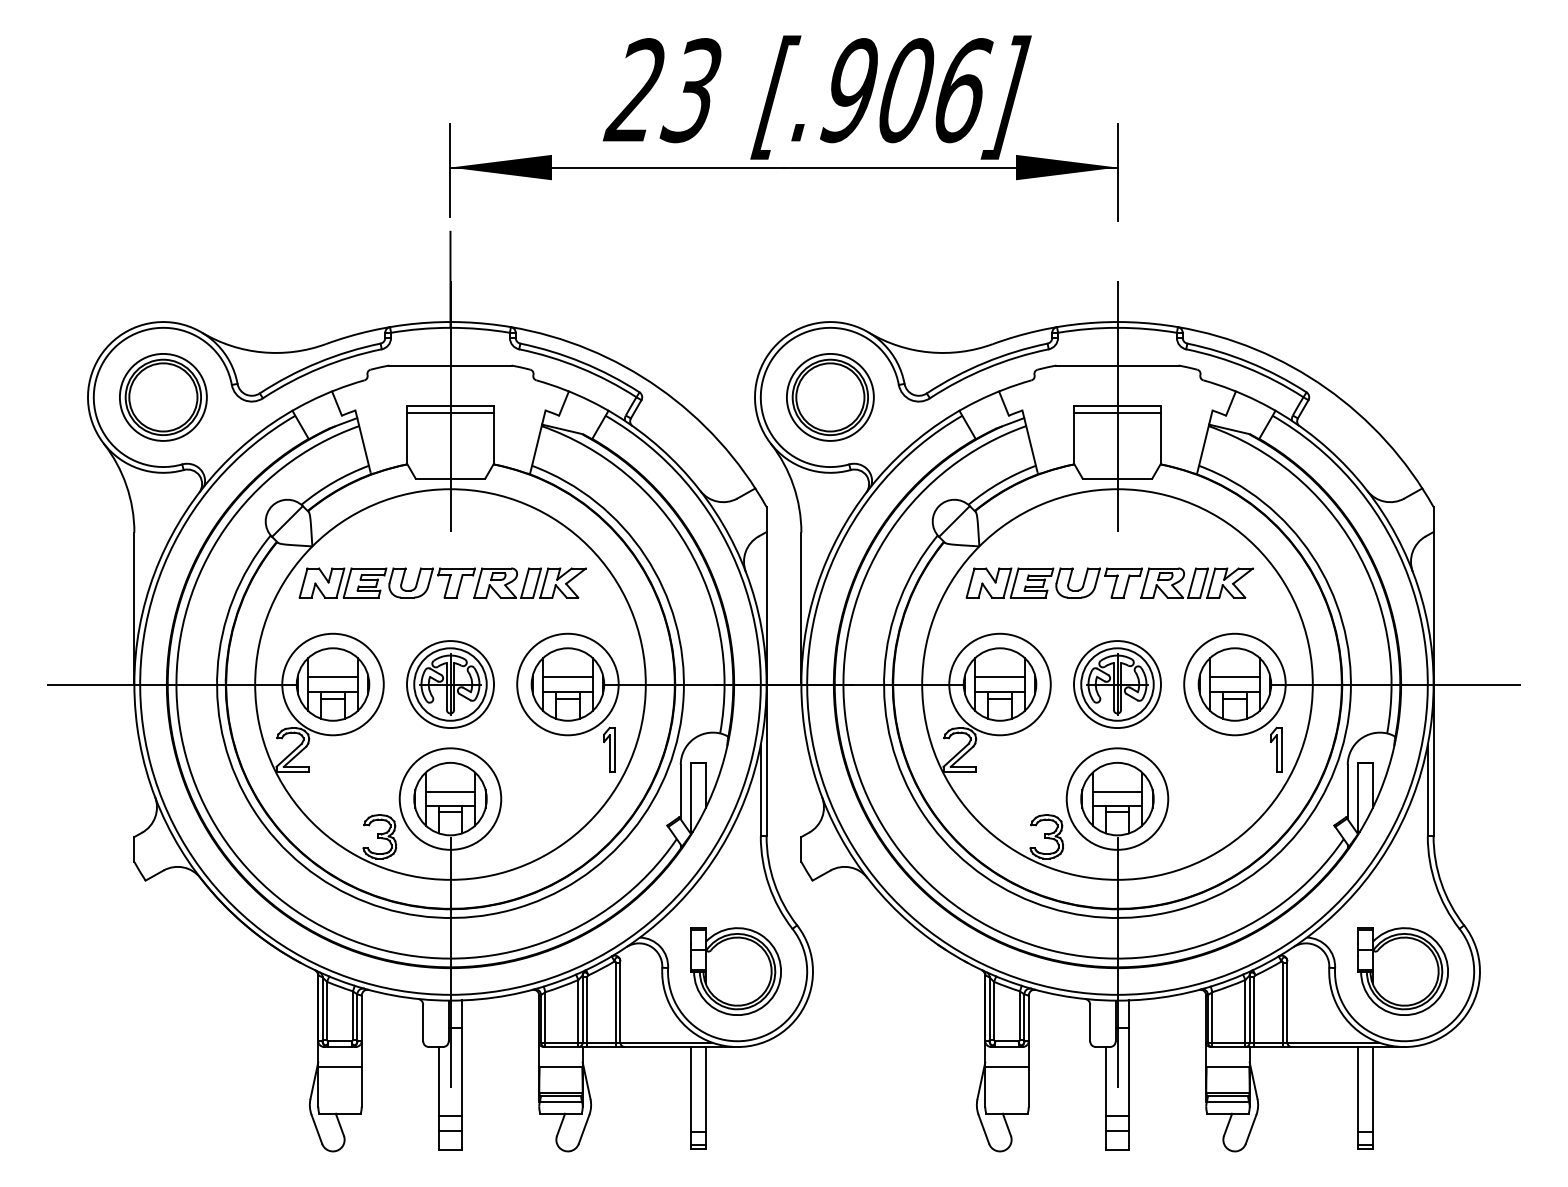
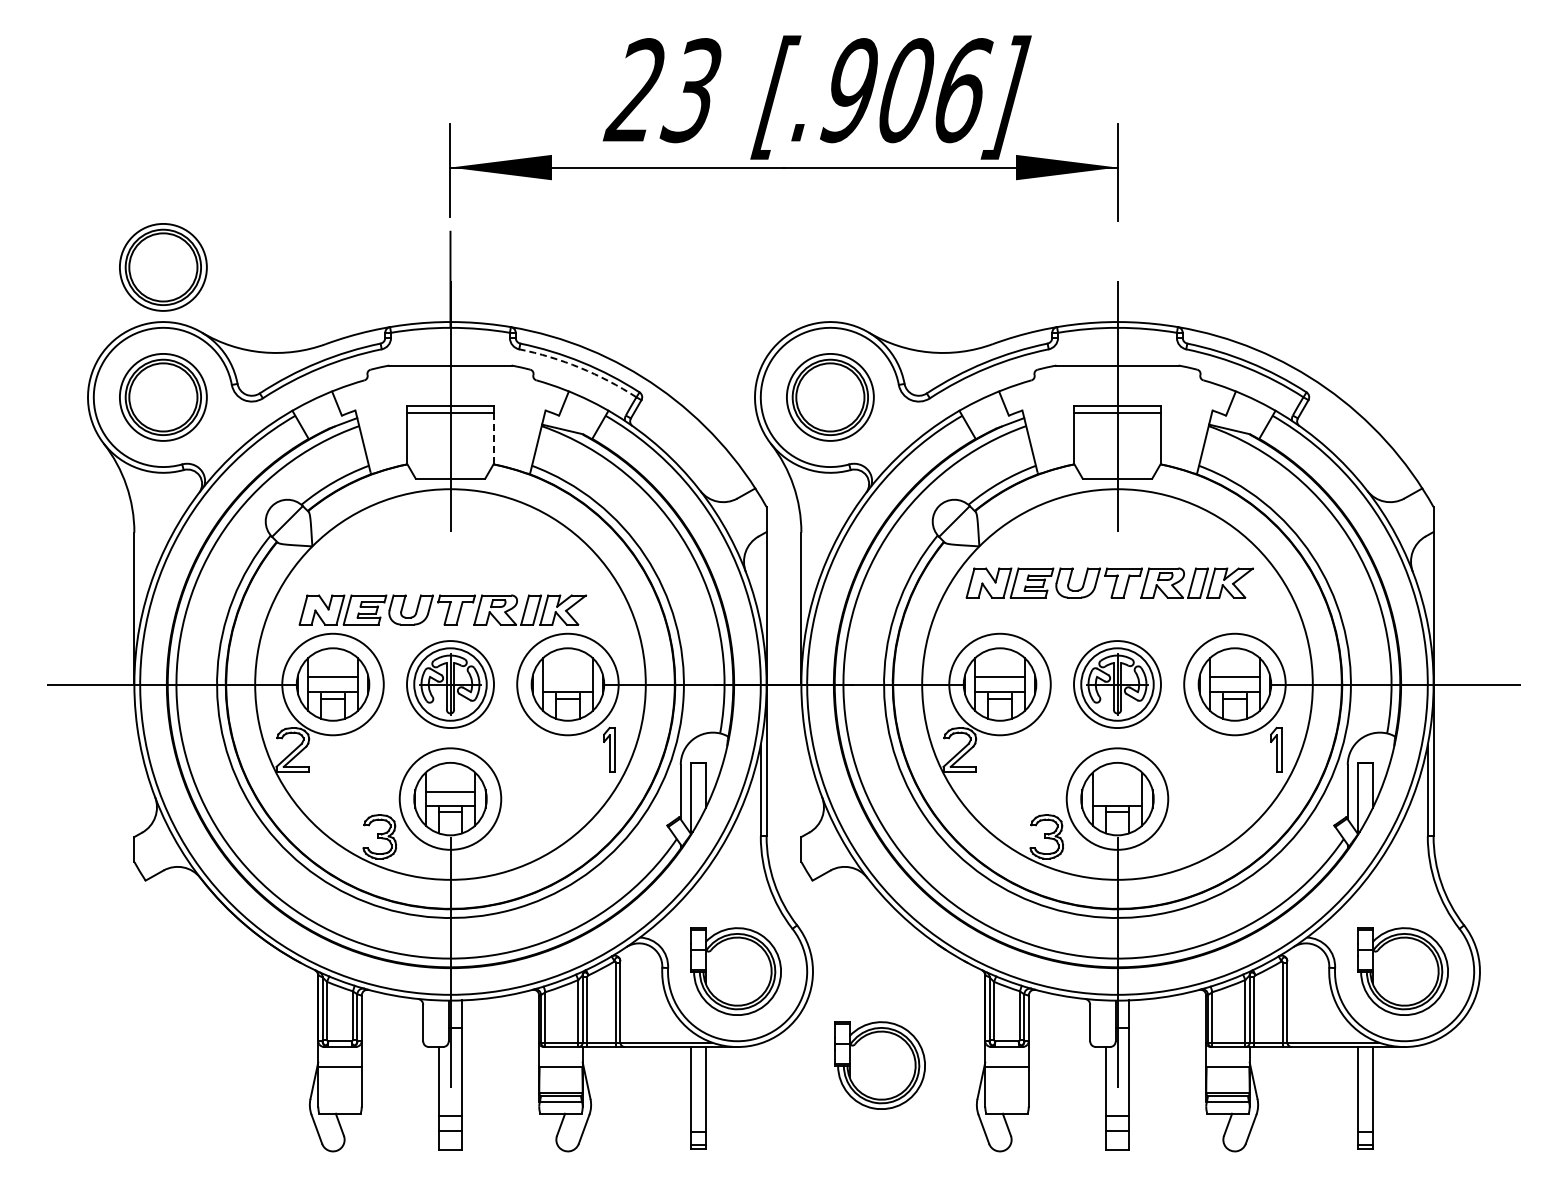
part: none -> present (163, 267)
arc: solid -> dashed (580, 367)
line: solid -> dashed (494, 438)
part position: (442, 582) -> (442, 609) (442, 609)
line: present -> none (567, 677)
line: present -> none (1117, 791)
part: none -> present (879, 1065)
